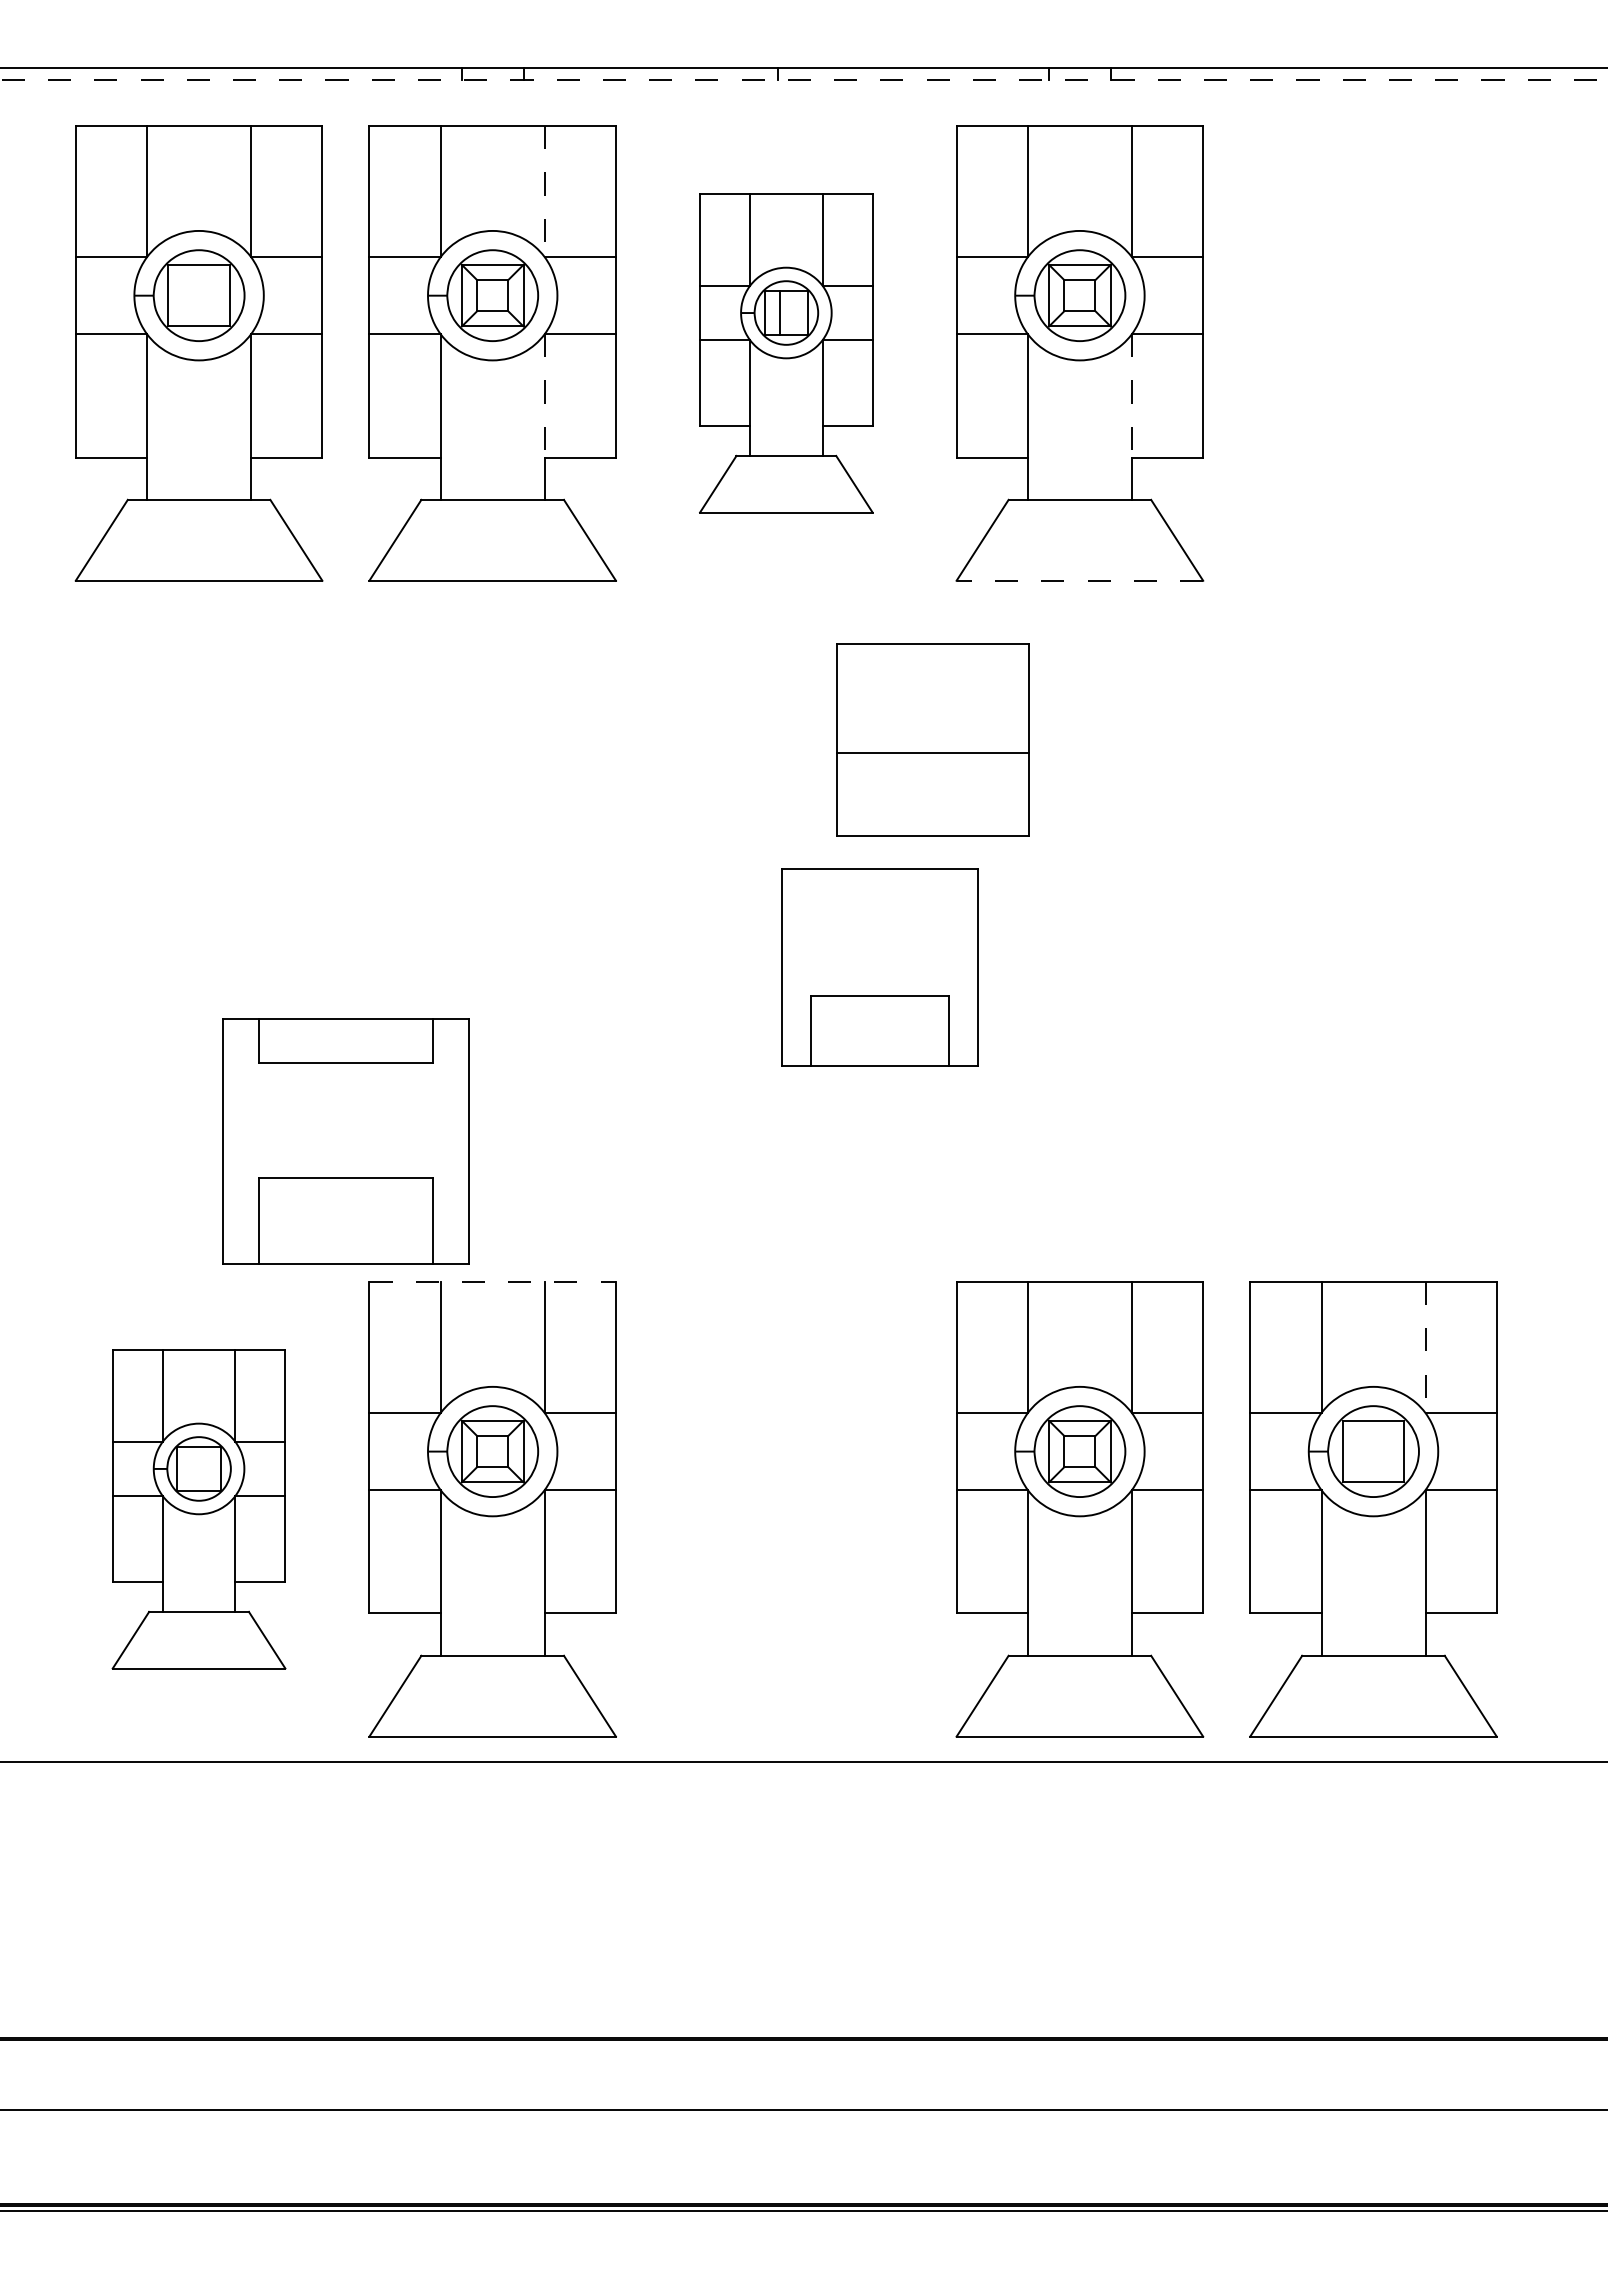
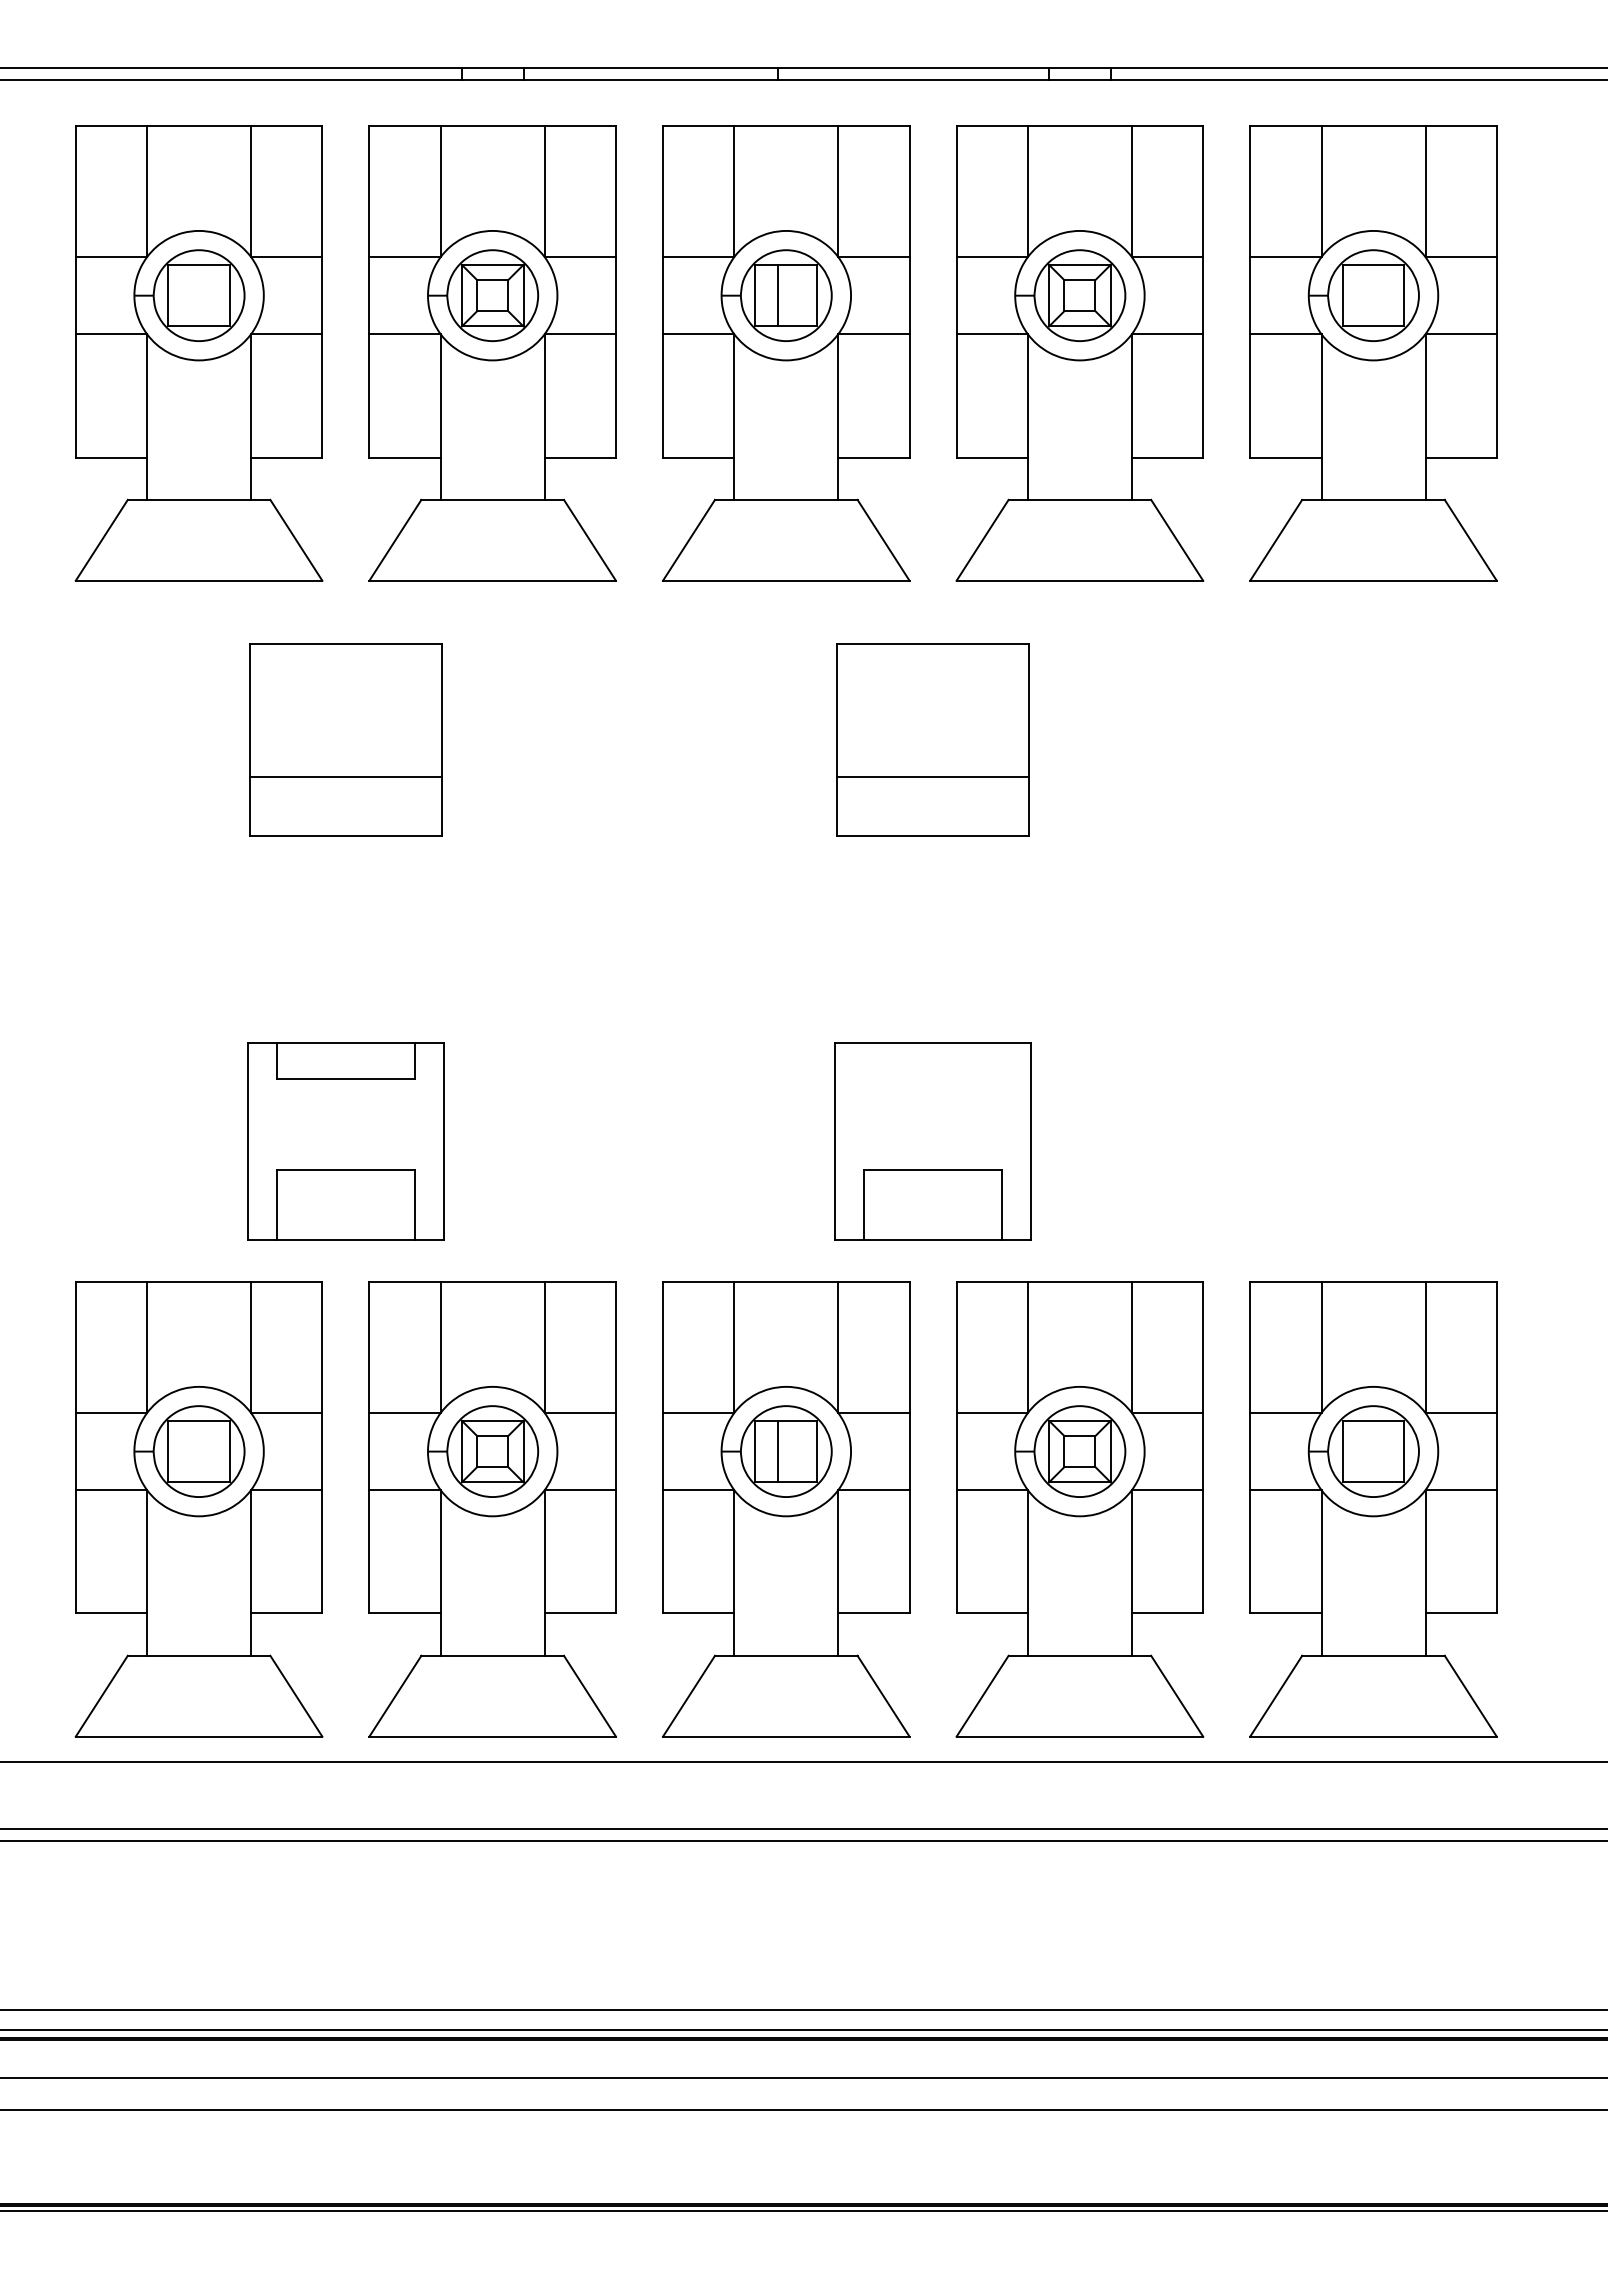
line: dashed -> solid (803, 79)
line: dashed -> solid (544, 192)
part size: 175x321 px -> 249x457 px (786, 353)
part: none -> present (1373, 353)
line: dashed -> solid (544, 395)
line: dashed -> solid (1131, 395)
line: dashed -> solid (1079, 580)
part: none -> present (345, 739)
line position: (932, 752) -> (932, 776) (932, 776)
part position: (879, 967) -> (932, 1141) (932, 1141)
part size: 248x247 px -> 198x199 px (345, 1141)
line: dashed -> solid (493, 1282)
line: dashed -> solid (1425, 1348)
part size: 176x321 px -> 250x457 px (198, 1509)
part: none -> present (786, 1509)
line: none -> present (803, 1829)
line: none -> present (803, 1840)
line: none -> present (803, 2010)
line: none -> present (803, 2030)
line: none -> present (803, 2078)
